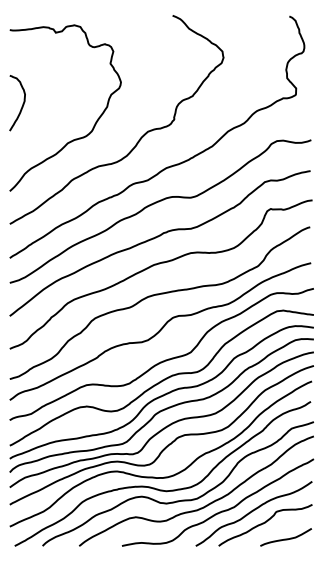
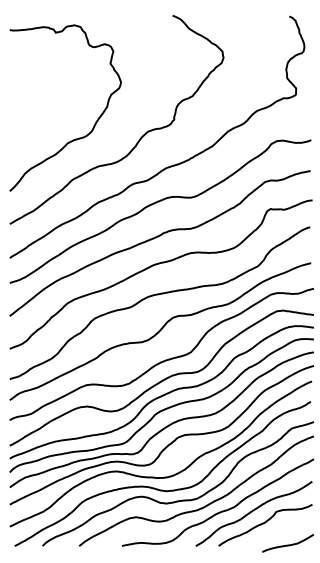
curve: present -> none (22, 103)
curve position: (285, 538) -> (287, 544) (287, 544)
